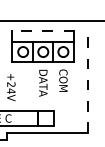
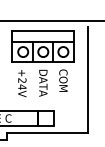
line: dashed -> solid (42, 31)
line: dashed -> solid (88, 79)
text position: (11, 87) -> (22, 83) (22, 83)
